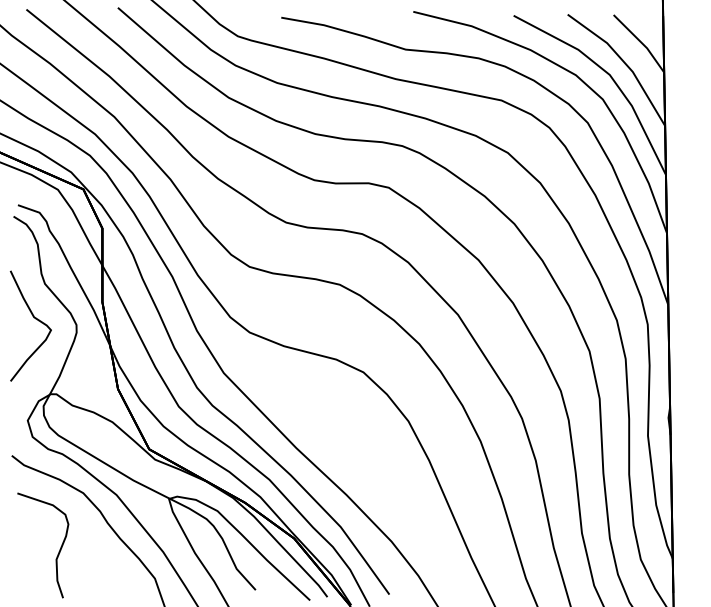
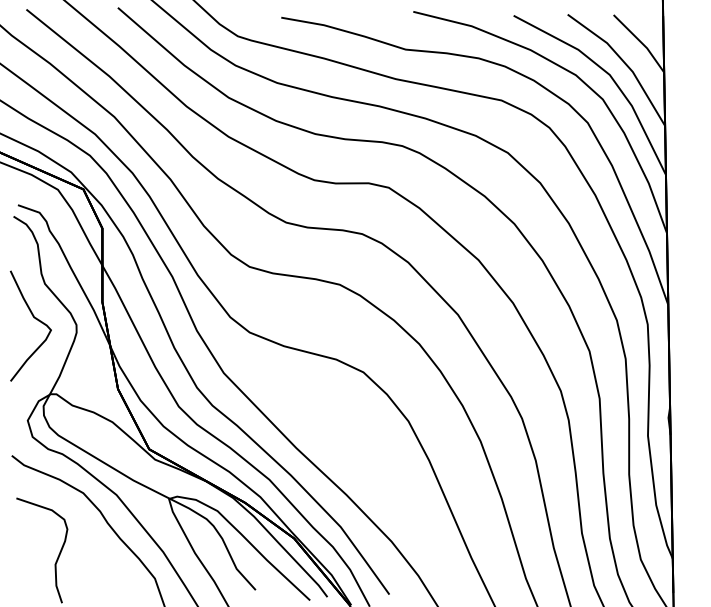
curve position: (58, 551) -> (57, 556) (57, 556)
